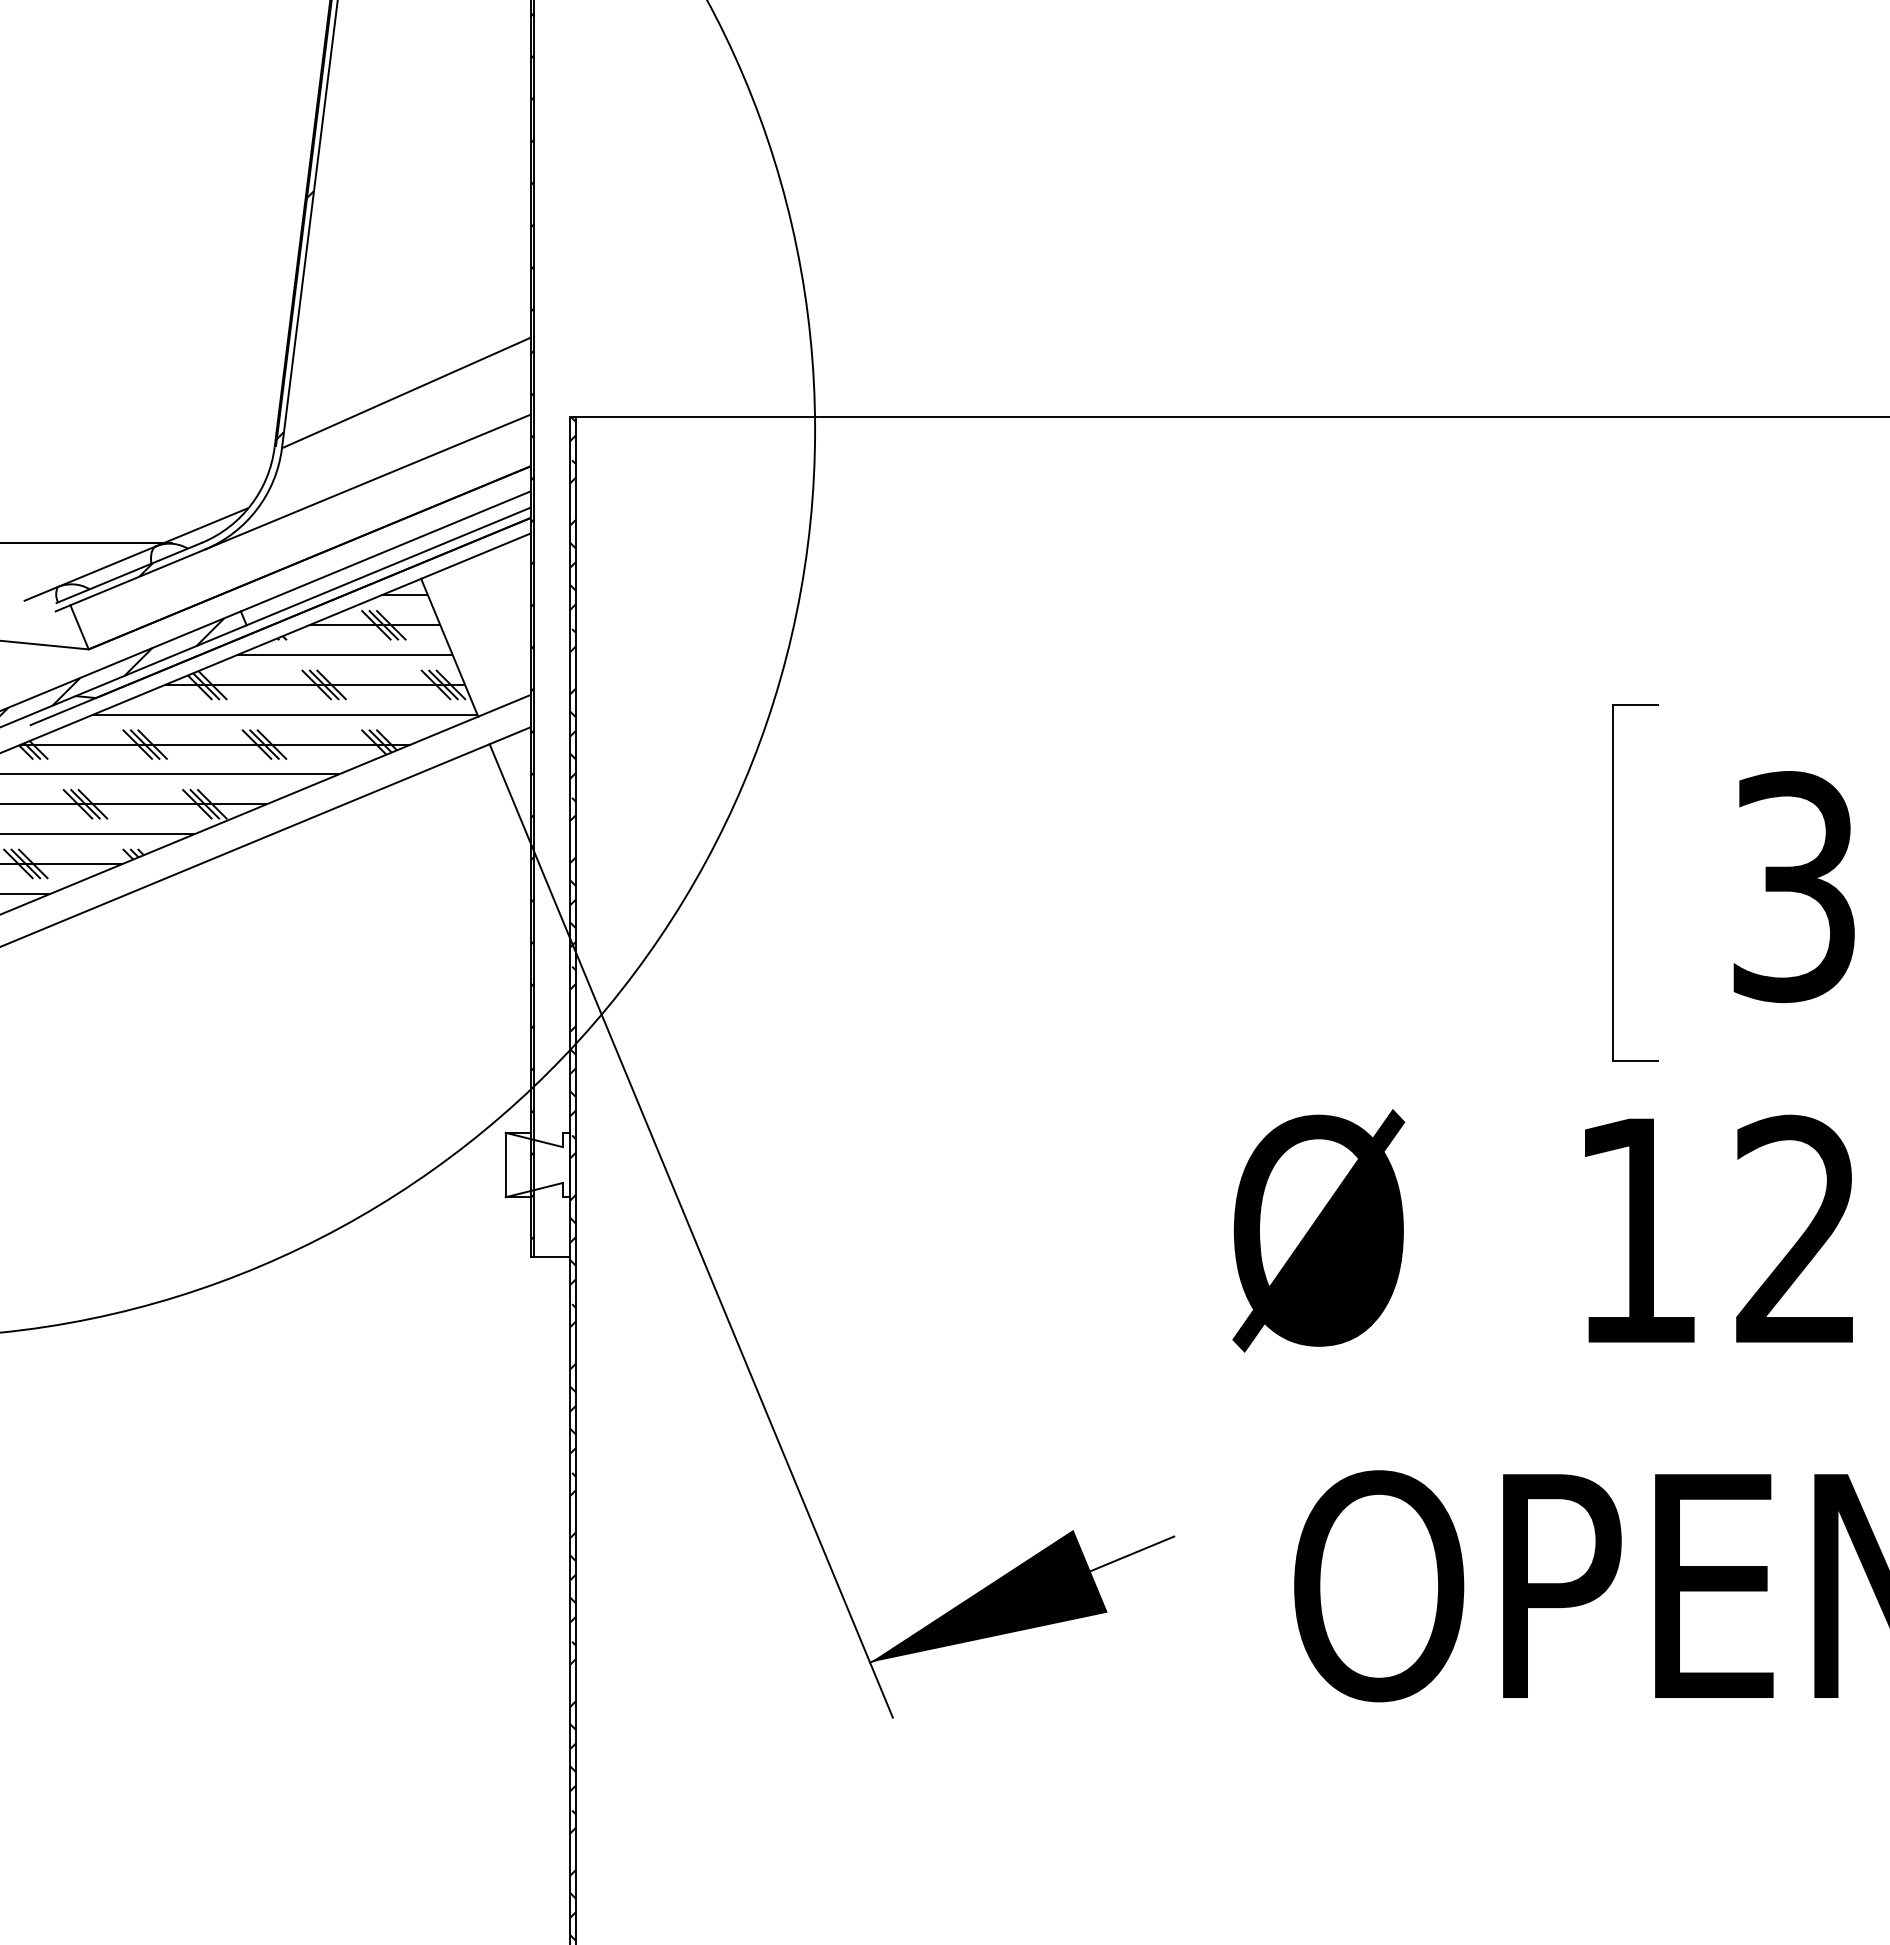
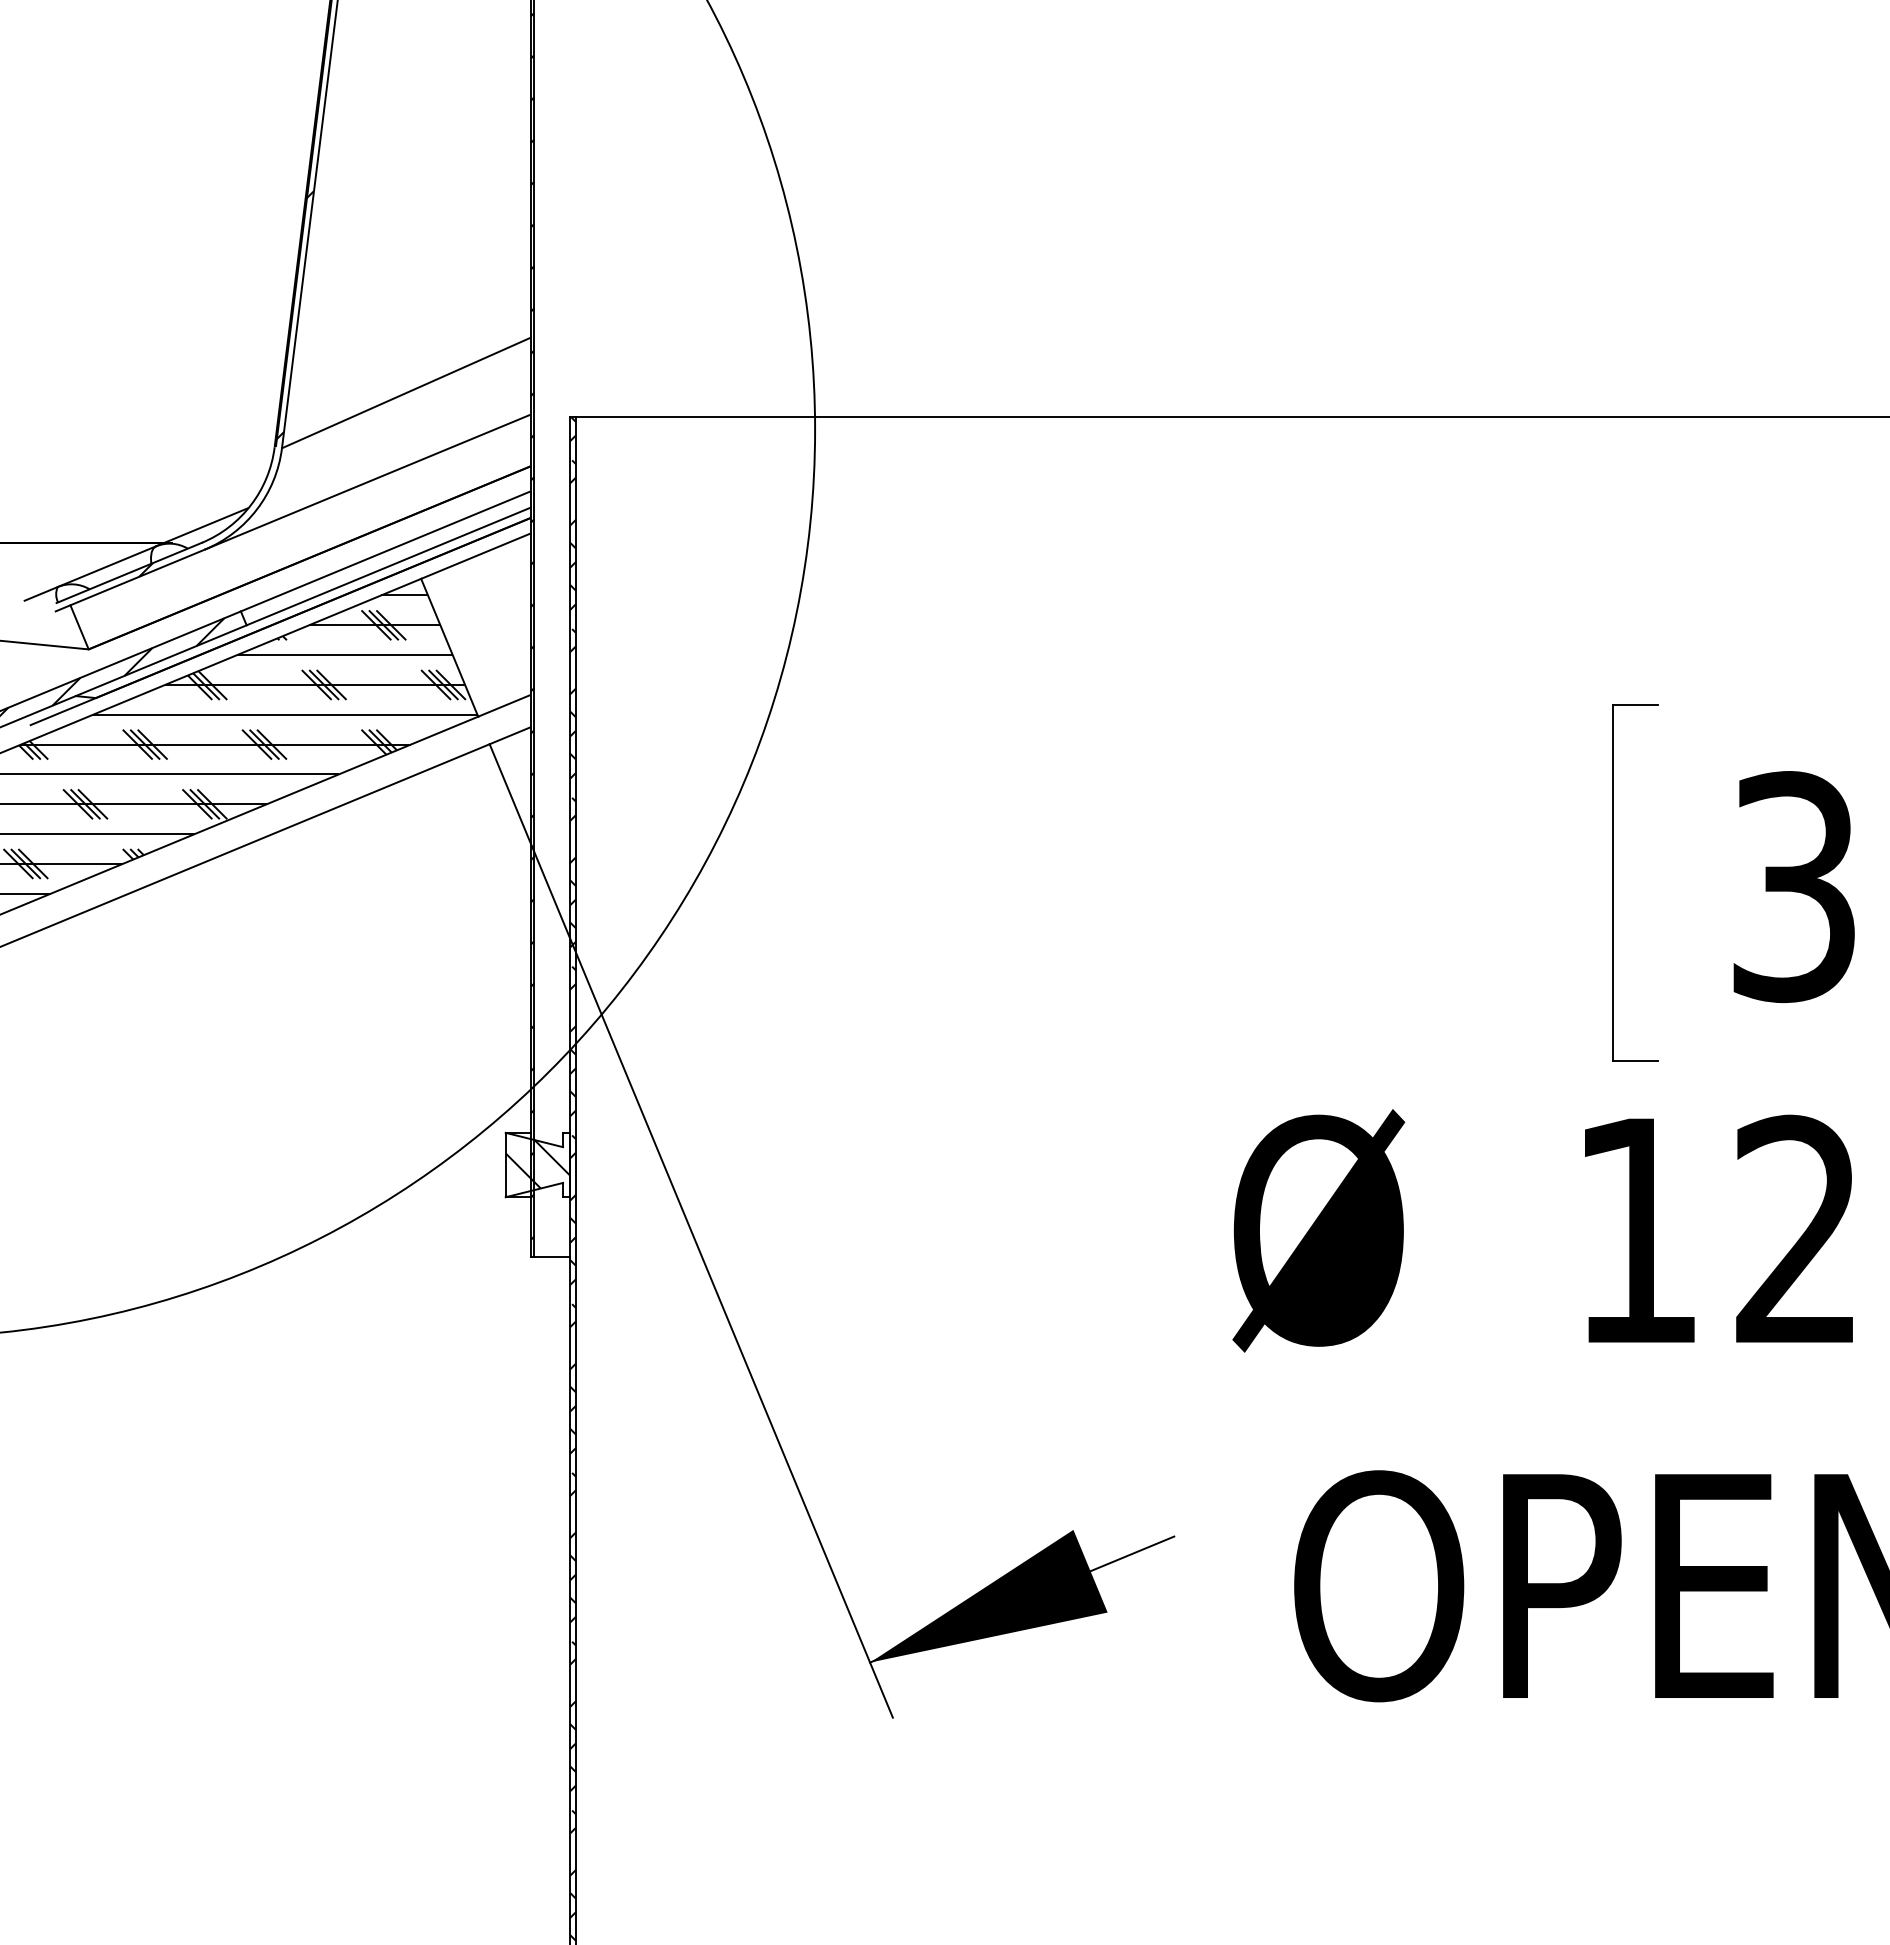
hatch: none -> present (537, 1164)
